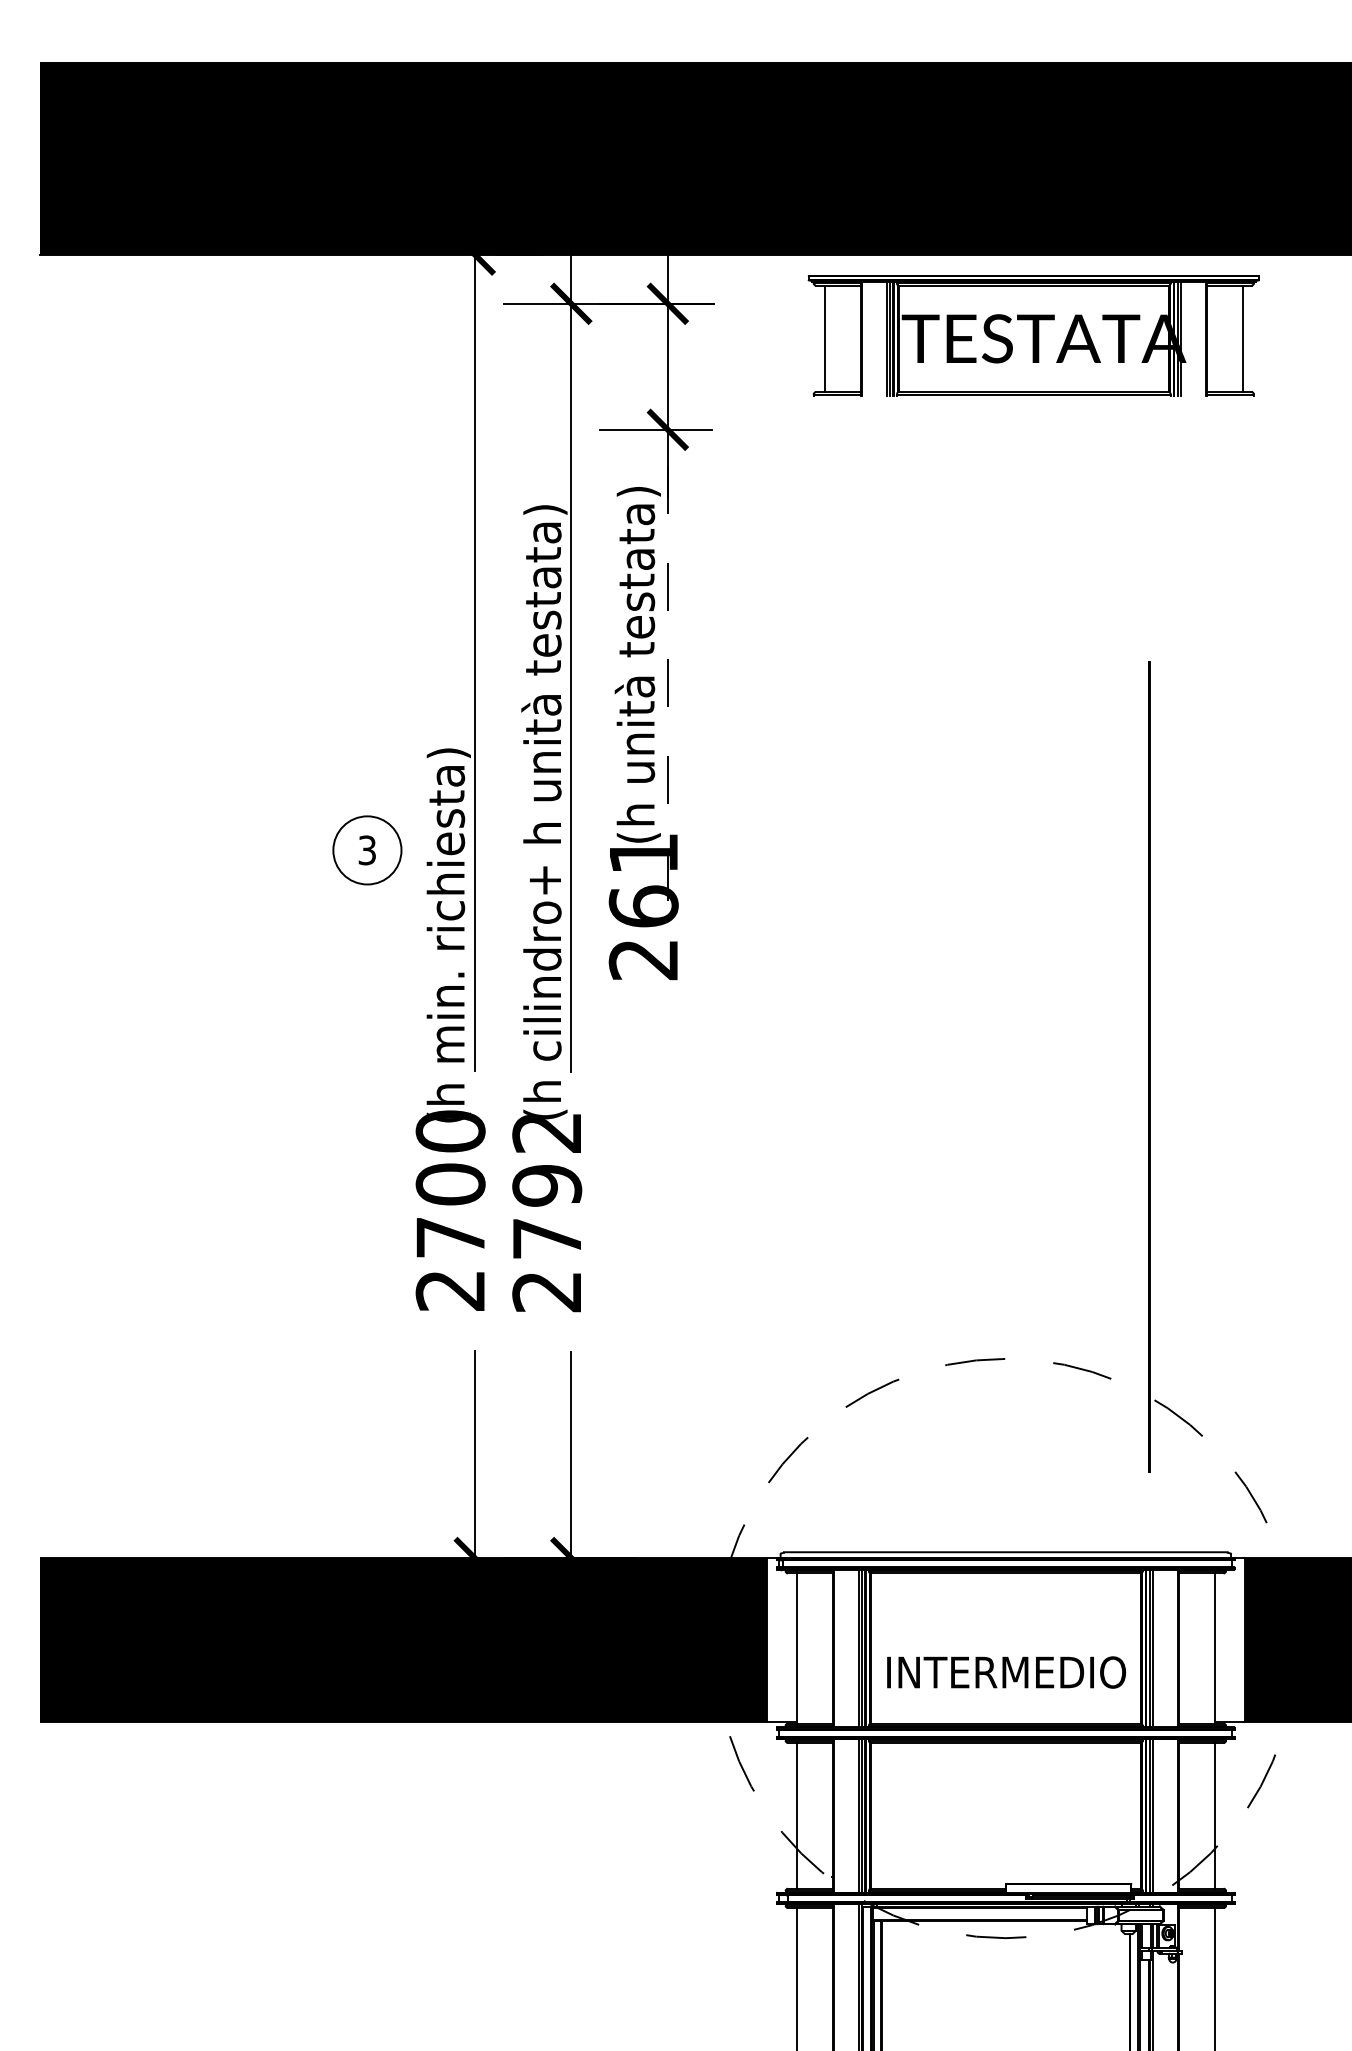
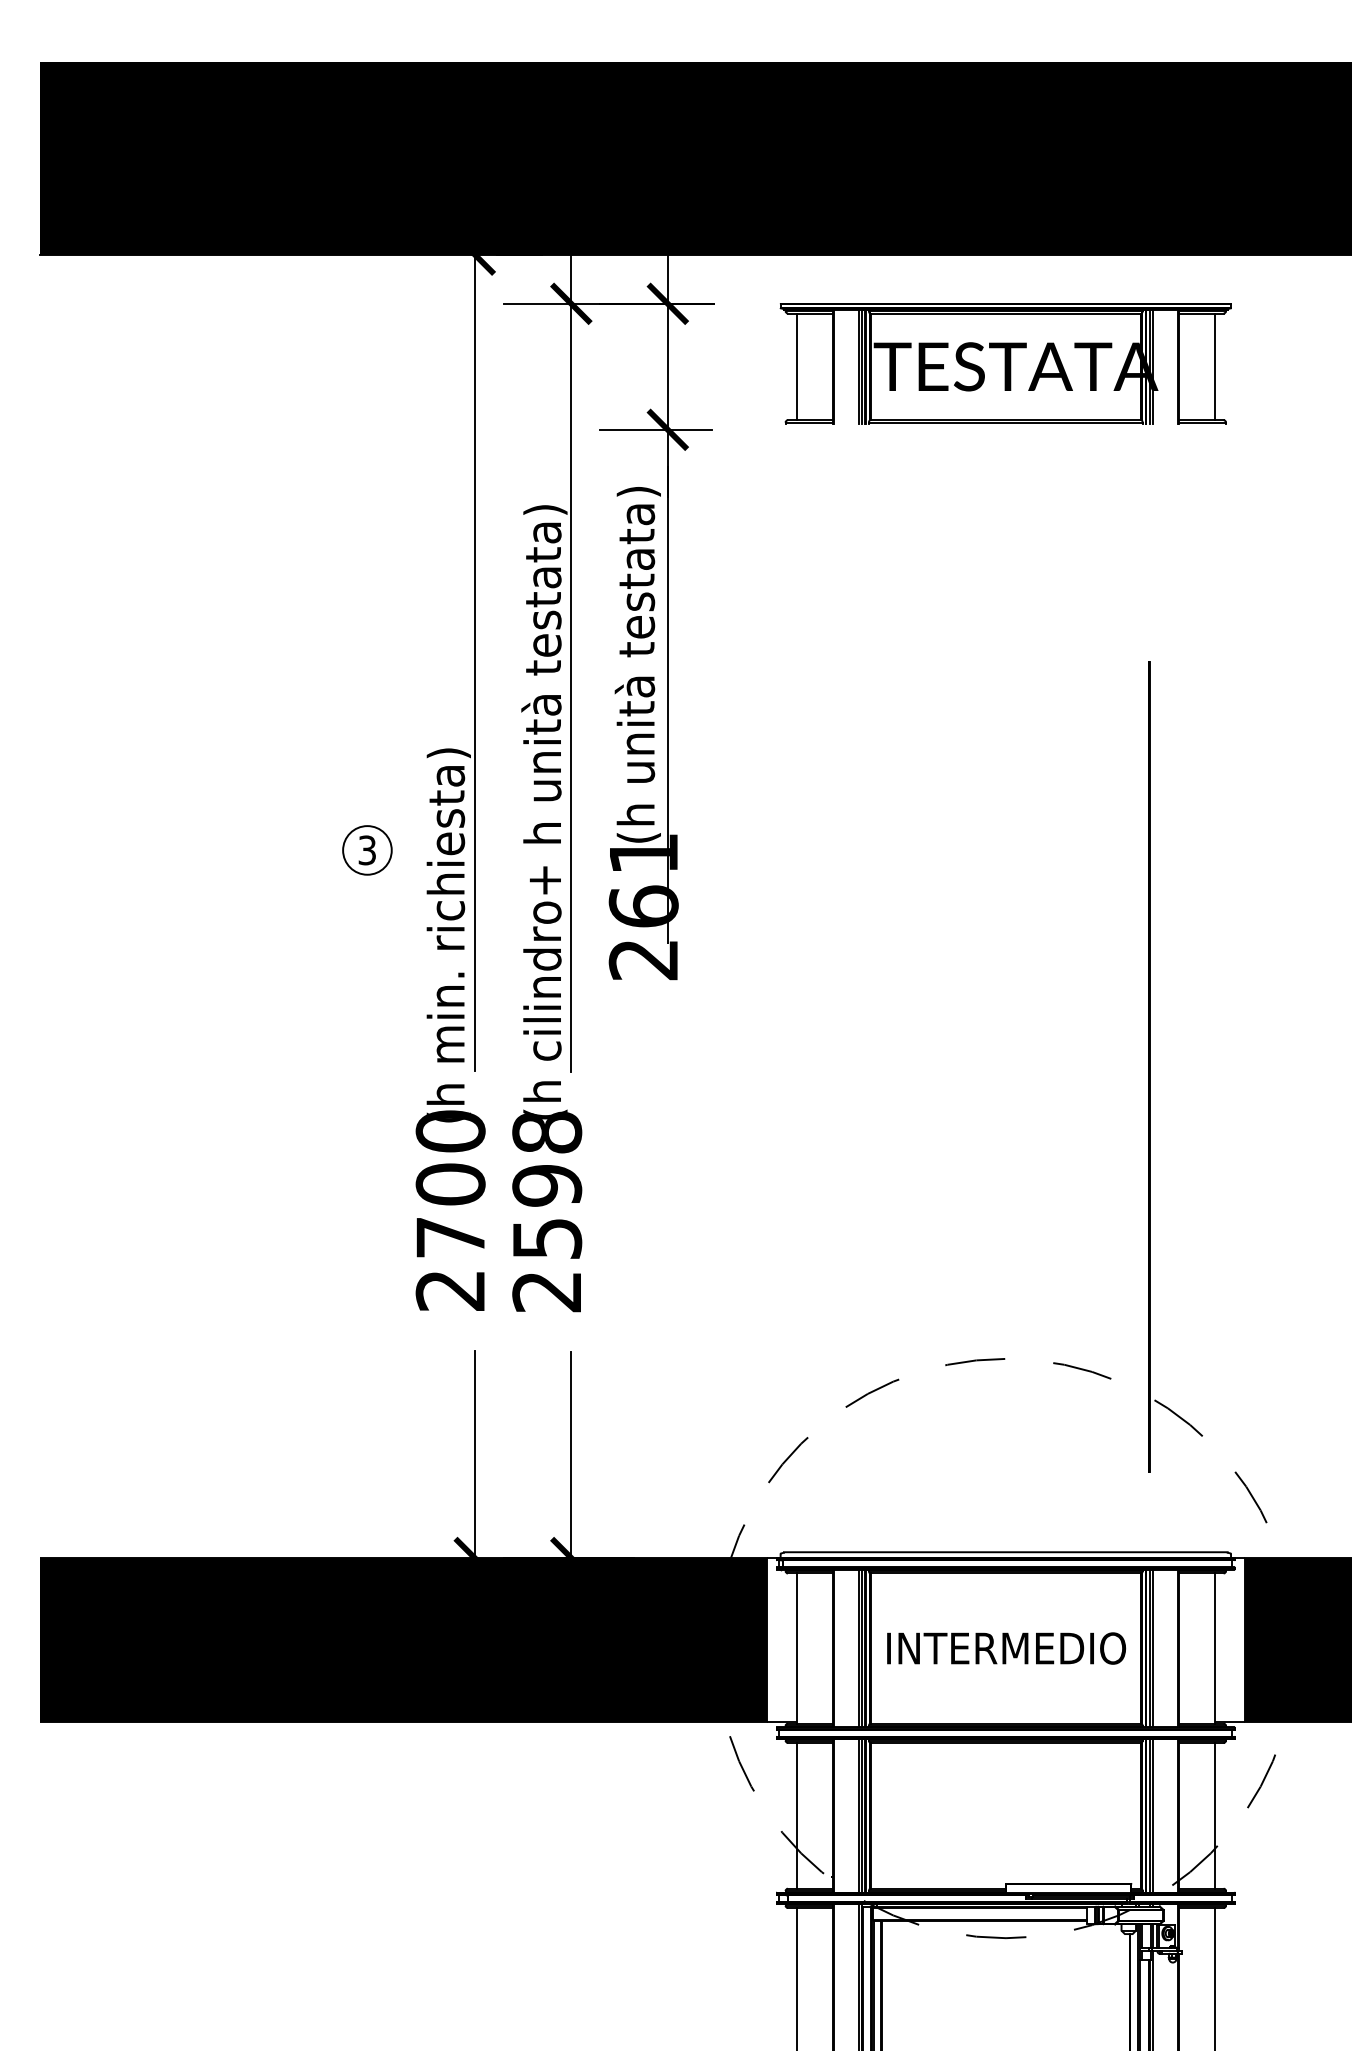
part position: (1033, 335) -> (1005, 363) (1005, 363)
line: dashed -> solid (667, 705)
circle diameter: 68 px -> 49 px (367, 850)
text: 2792 -> 2598 (547, 1184)
text position: (1006, 1672) -> (1006, 1648) (1006, 1648)
